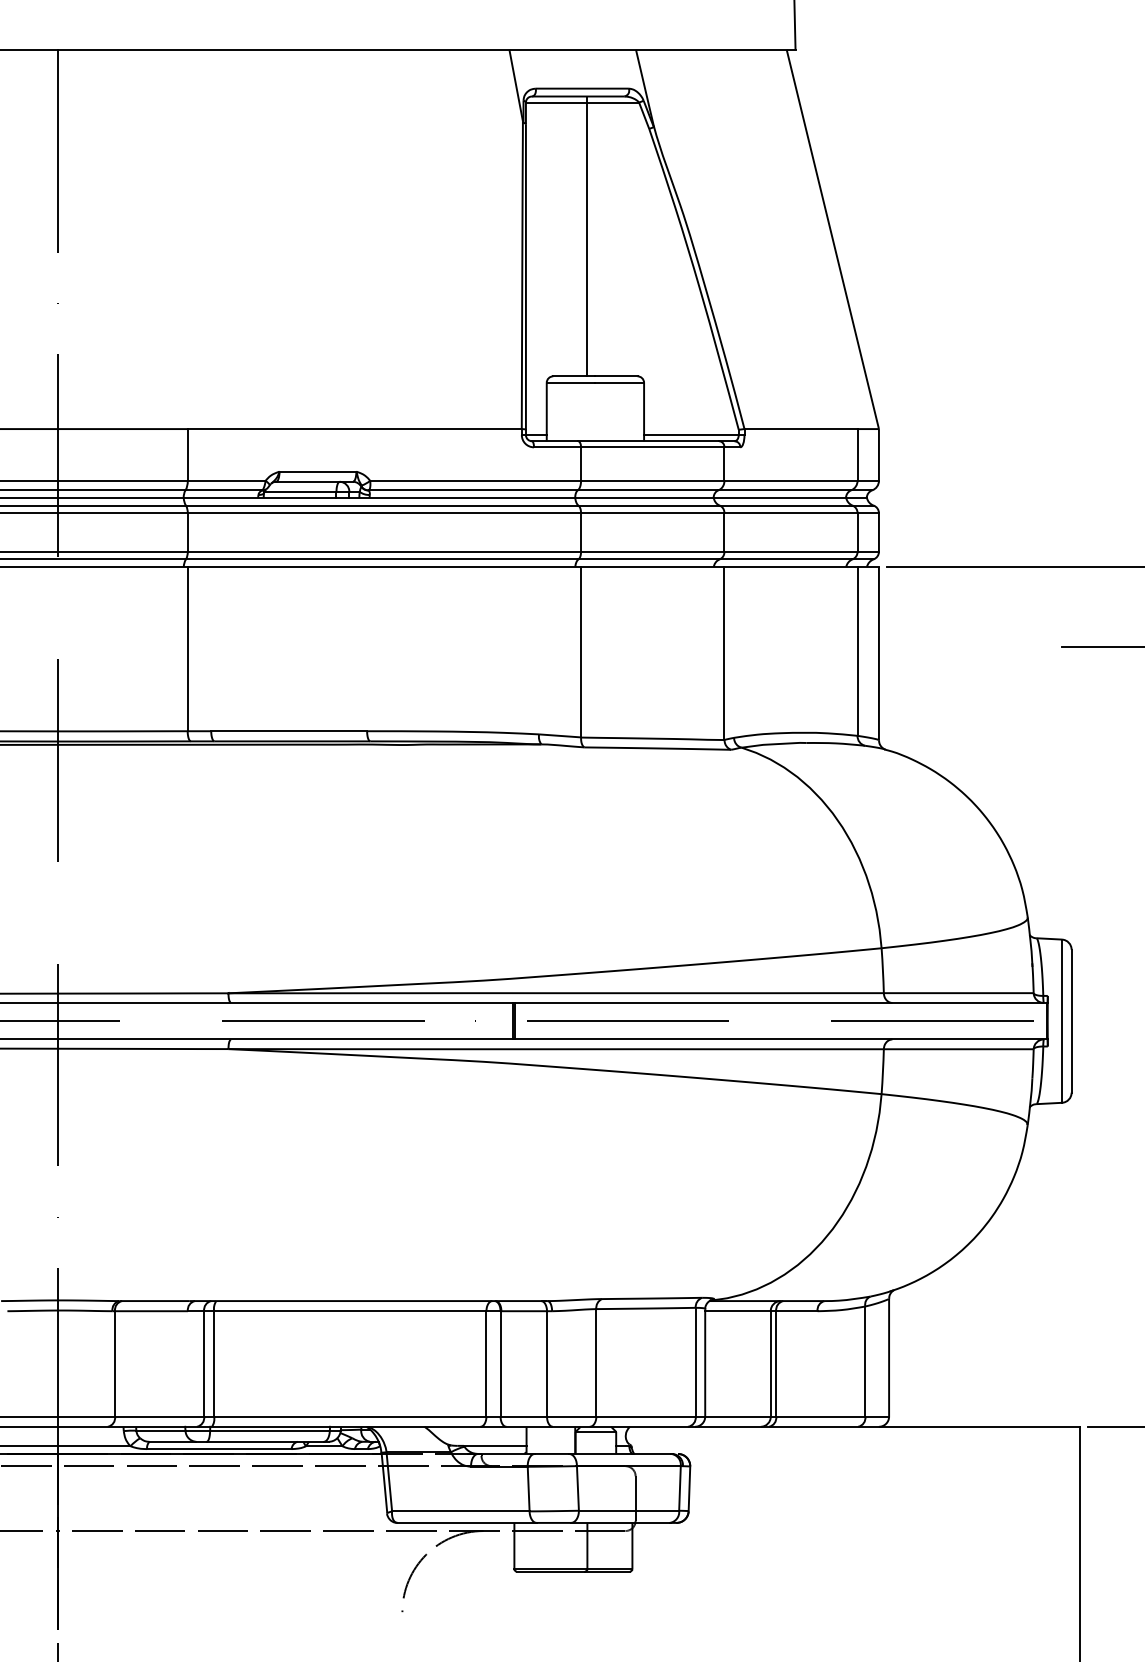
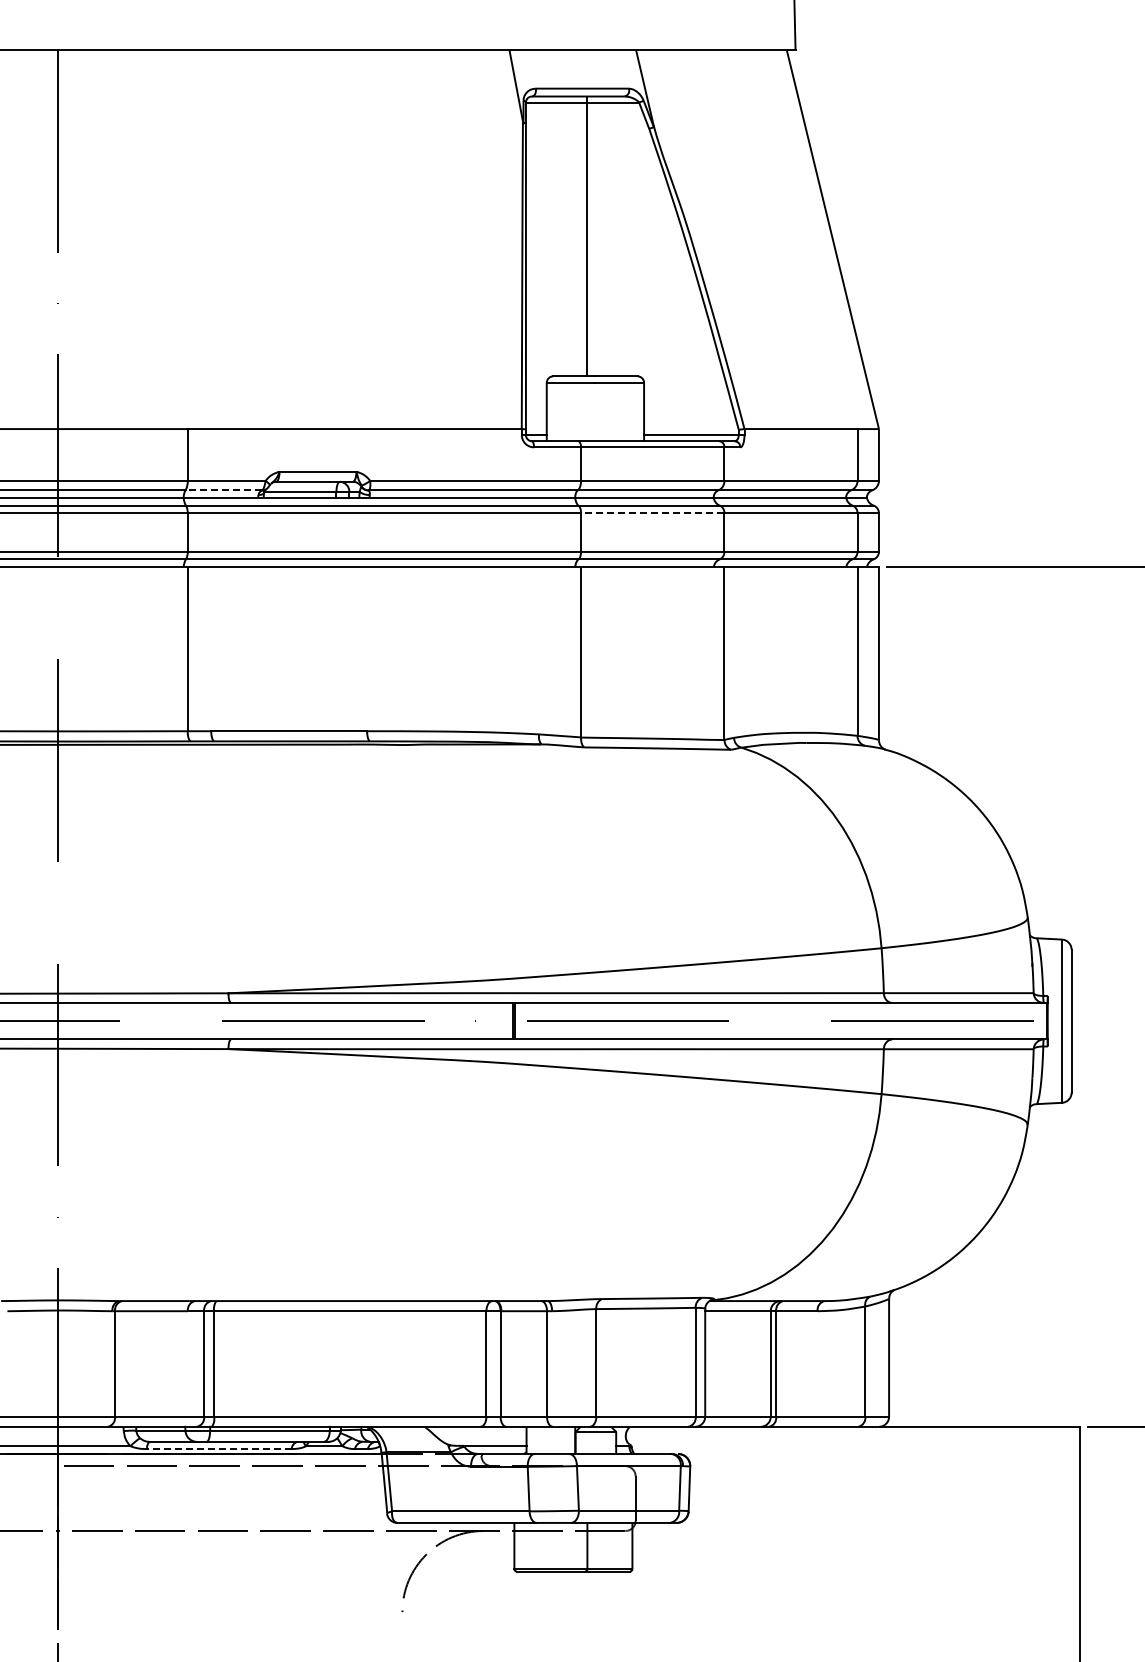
line: solid -> dashed (223, 490)
line: solid -> dashed (652, 513)
line: present -> none (1101, 646)
line: solid -> dashed (218, 1449)
line: present -> none (29, 1466)
